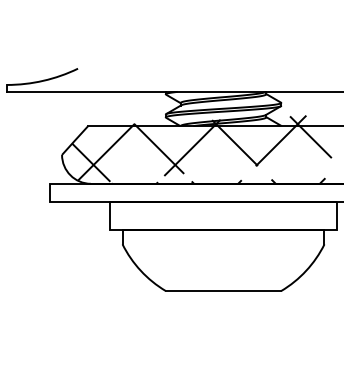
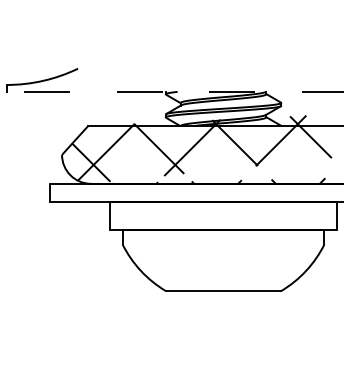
line: solid -> dashed (174, 91)
